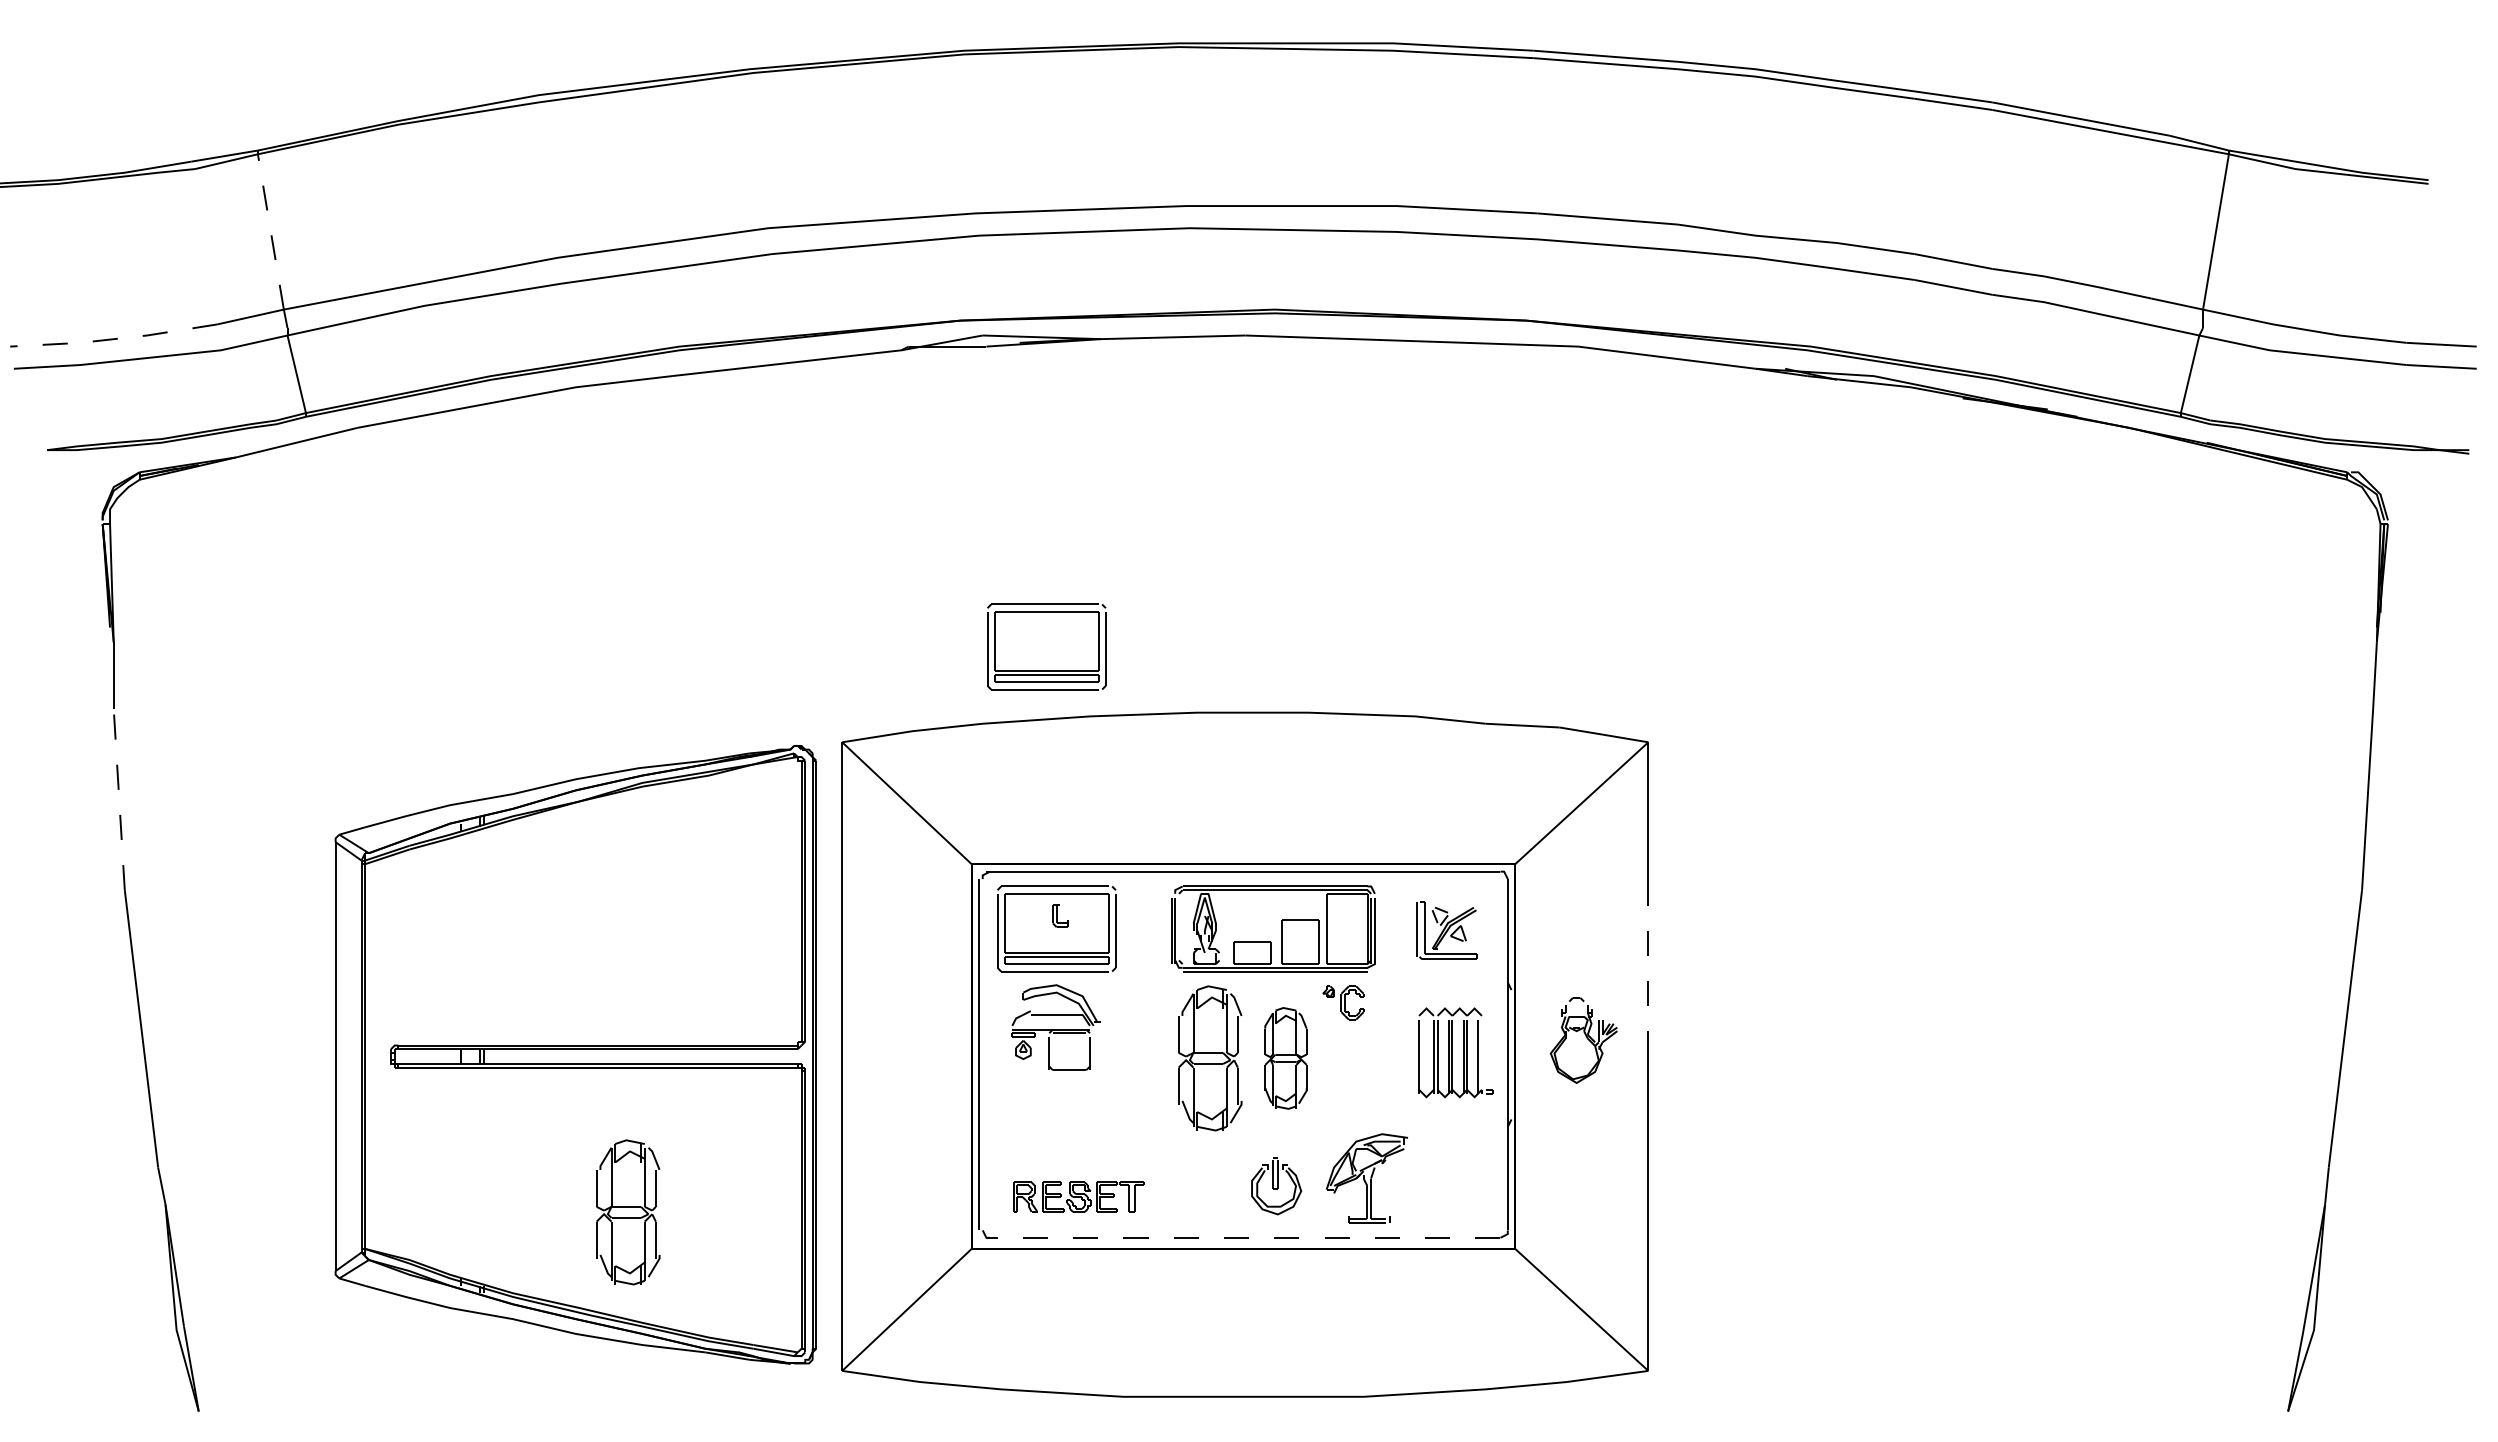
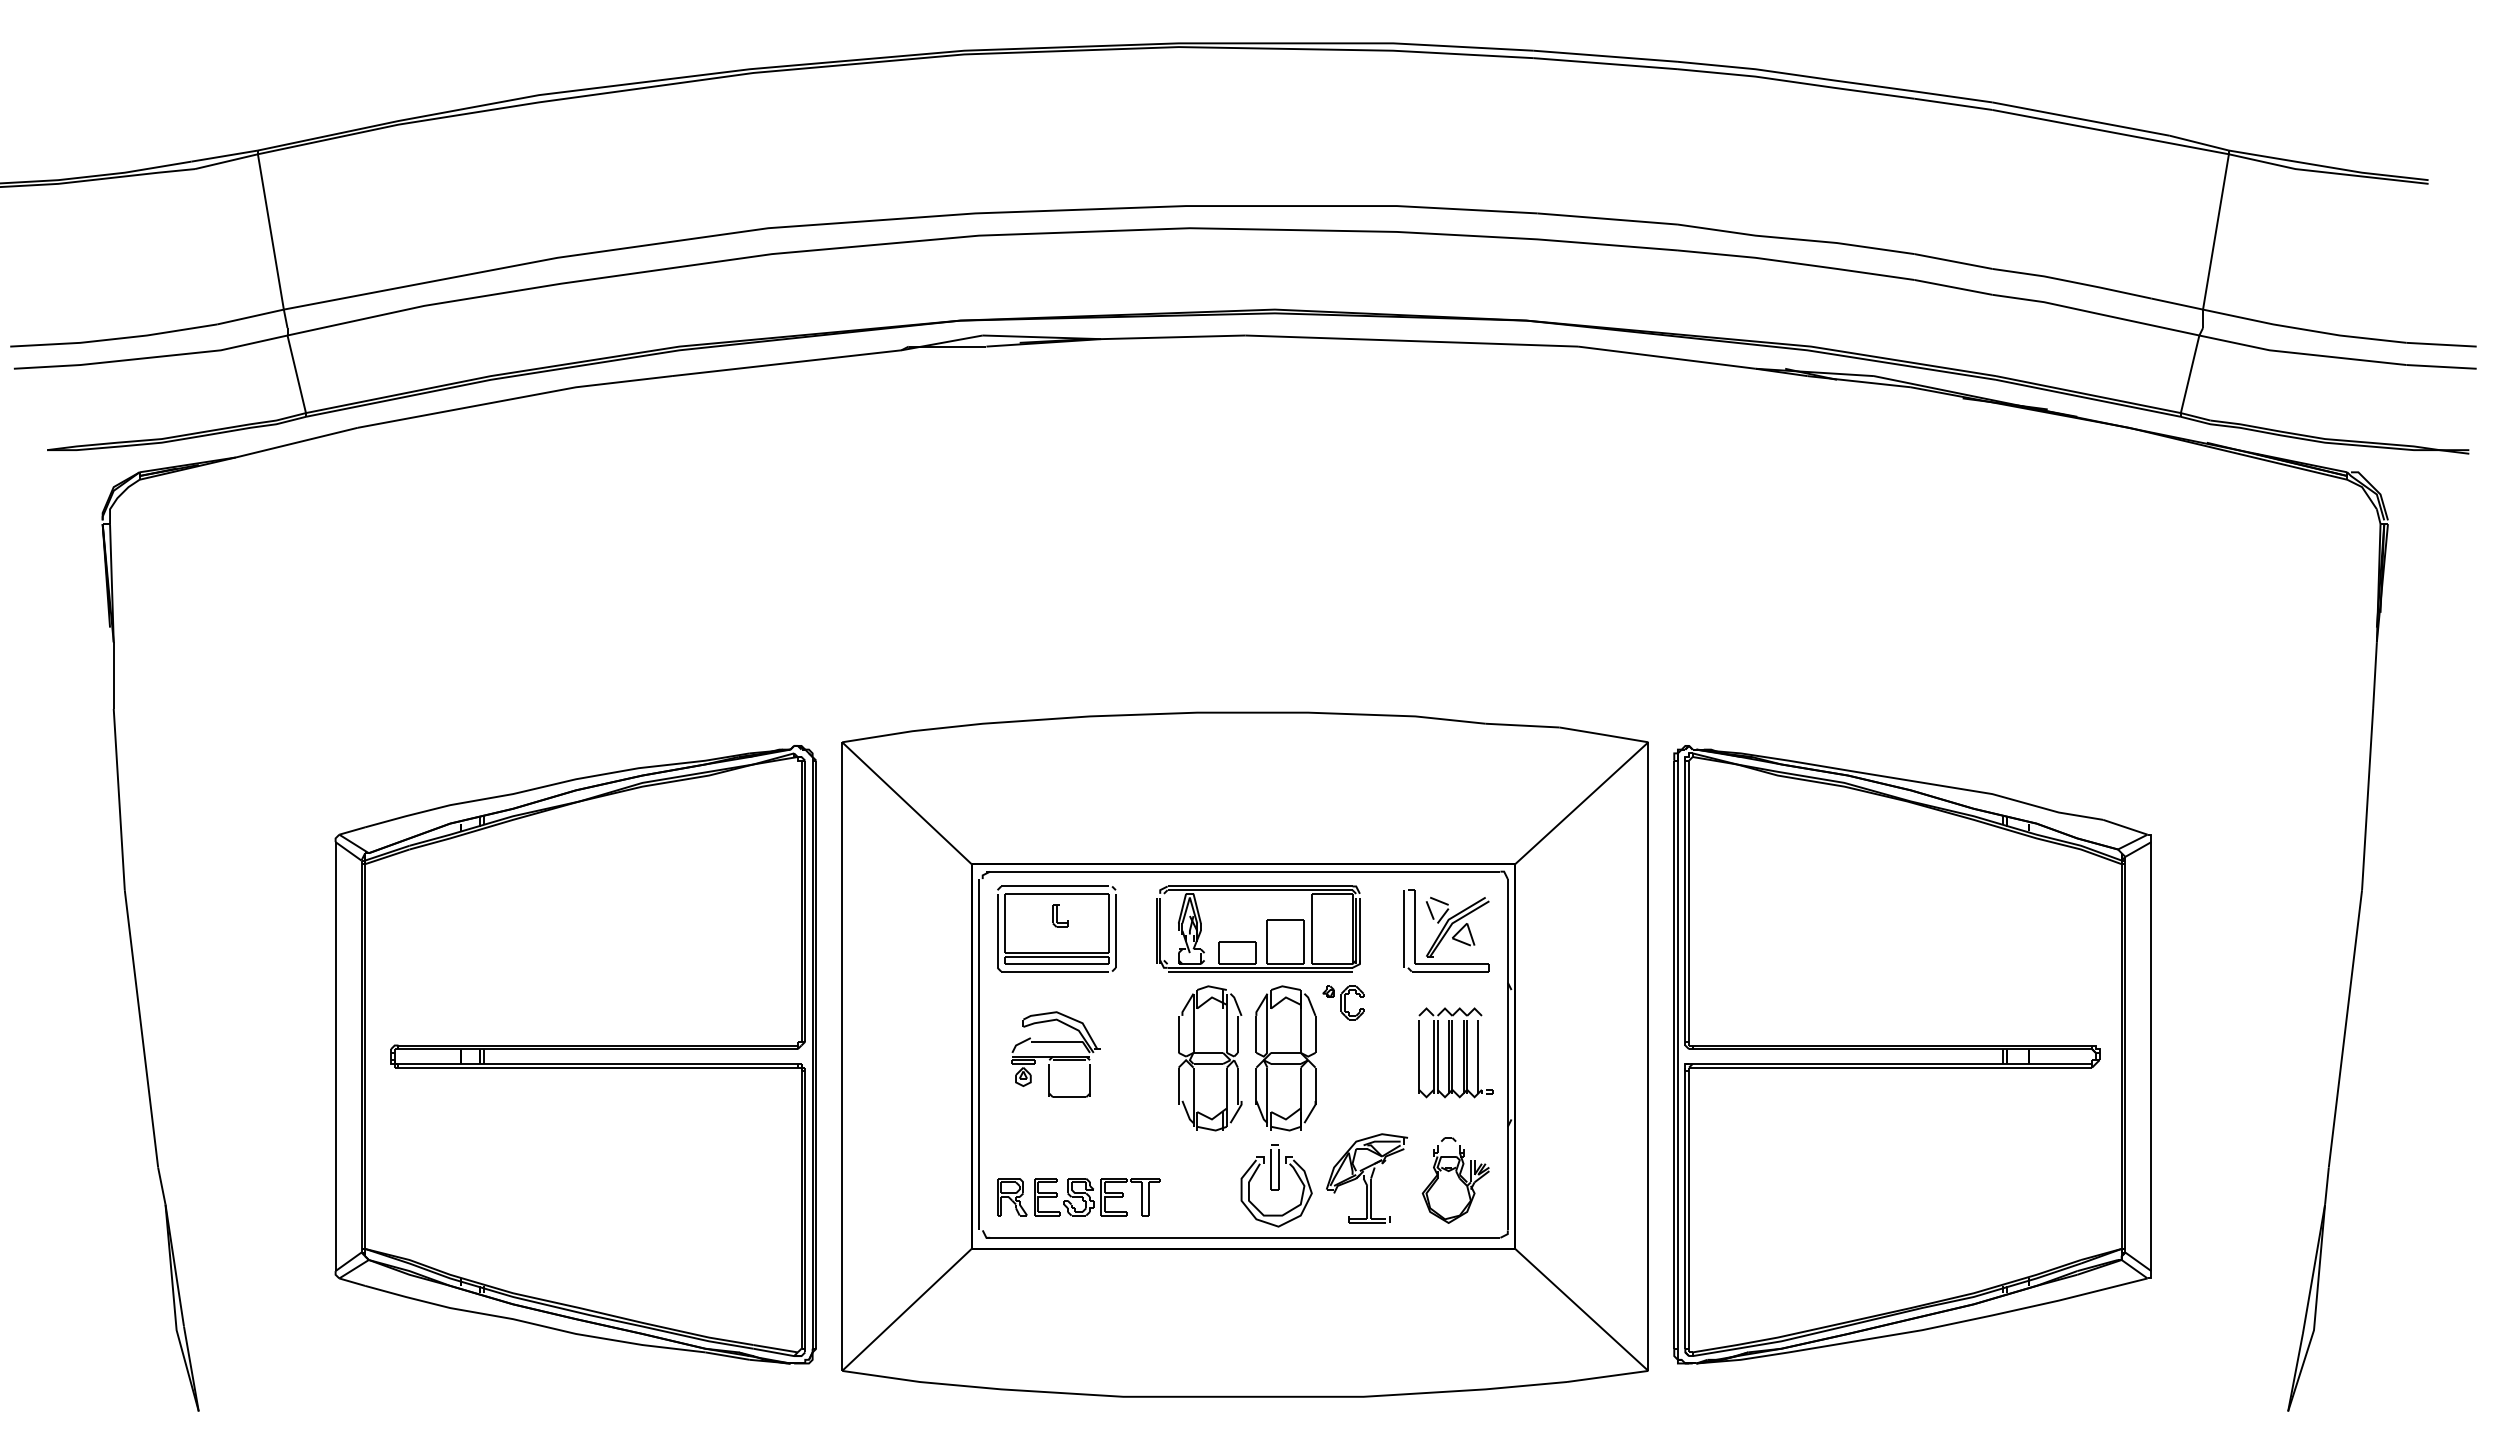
line: dashed -> solid (270, 231)
line: dashed -> solid (114, 339)
part: present -> none (1046, 646)
line: dashed -> solid (119, 799)
part position: (1281, 928) -> (1266, 928) (1266, 928)
part size: 62x59 px -> 87x84 px (1446, 930)
line: dashed -> solid (1648, 972)
part position: (1055, 1027) -> (1055, 1054) (1055, 1054)
part position: (1583, 1040) -> (1455, 1180) (1455, 1180)
part: none -> present (1912, 1054)
part size: 44x103 px -> 62x147 px (1285, 1058)
part size: 52x59 px -> 73x84 px (1276, 1185)
part size: 132x32 px -> 164x39 px (1078, 1197)
part: present -> none (628, 1212)
line: dashed -> solid (1242, 1237)
